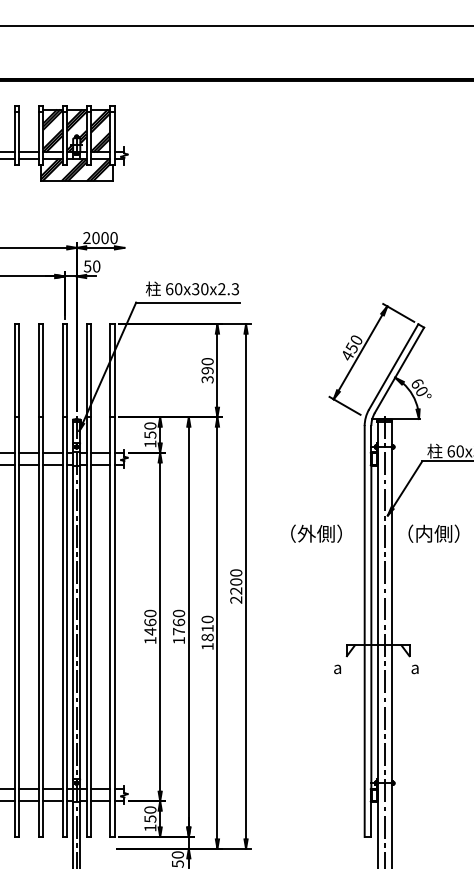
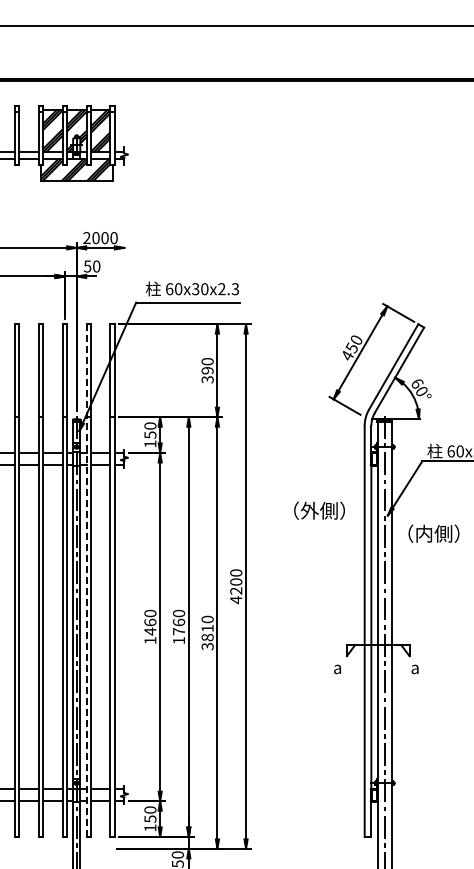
text position: (316, 533) -> (319, 510) (319, 510)
line: solid -> dashed (86, 581)
text: 2200 -> 4200 (236, 600)
text: 1810 -> 3810 (207, 646)
